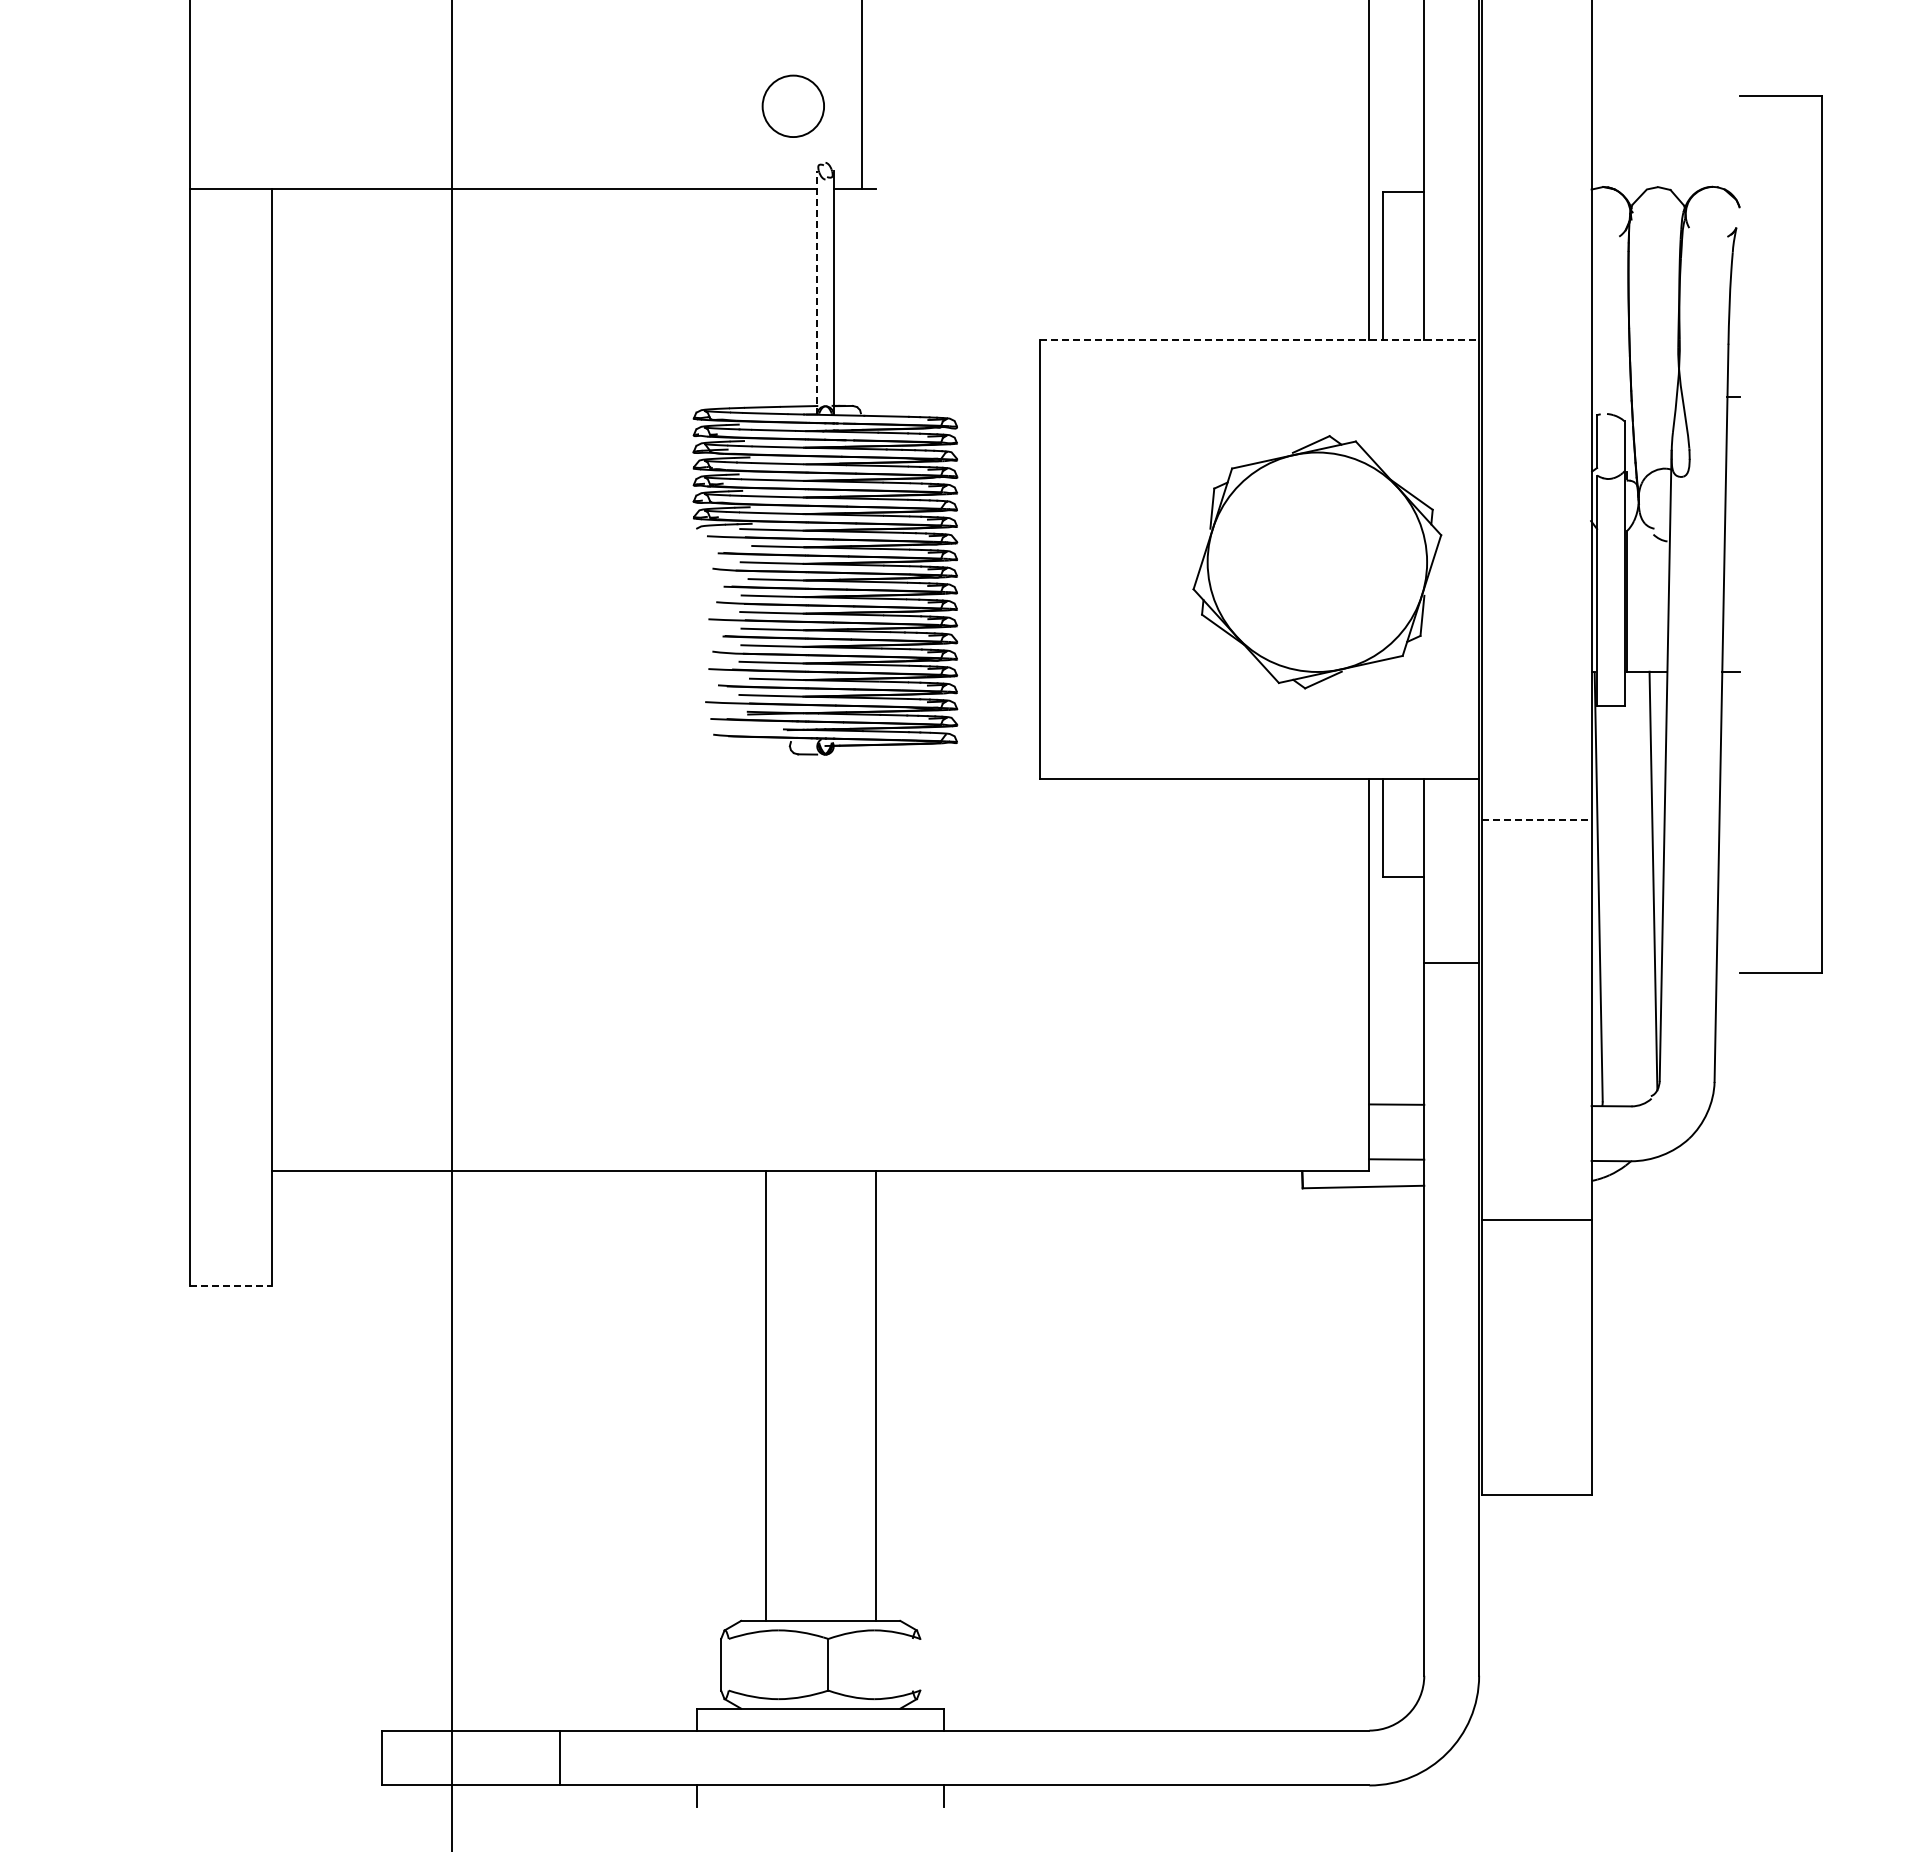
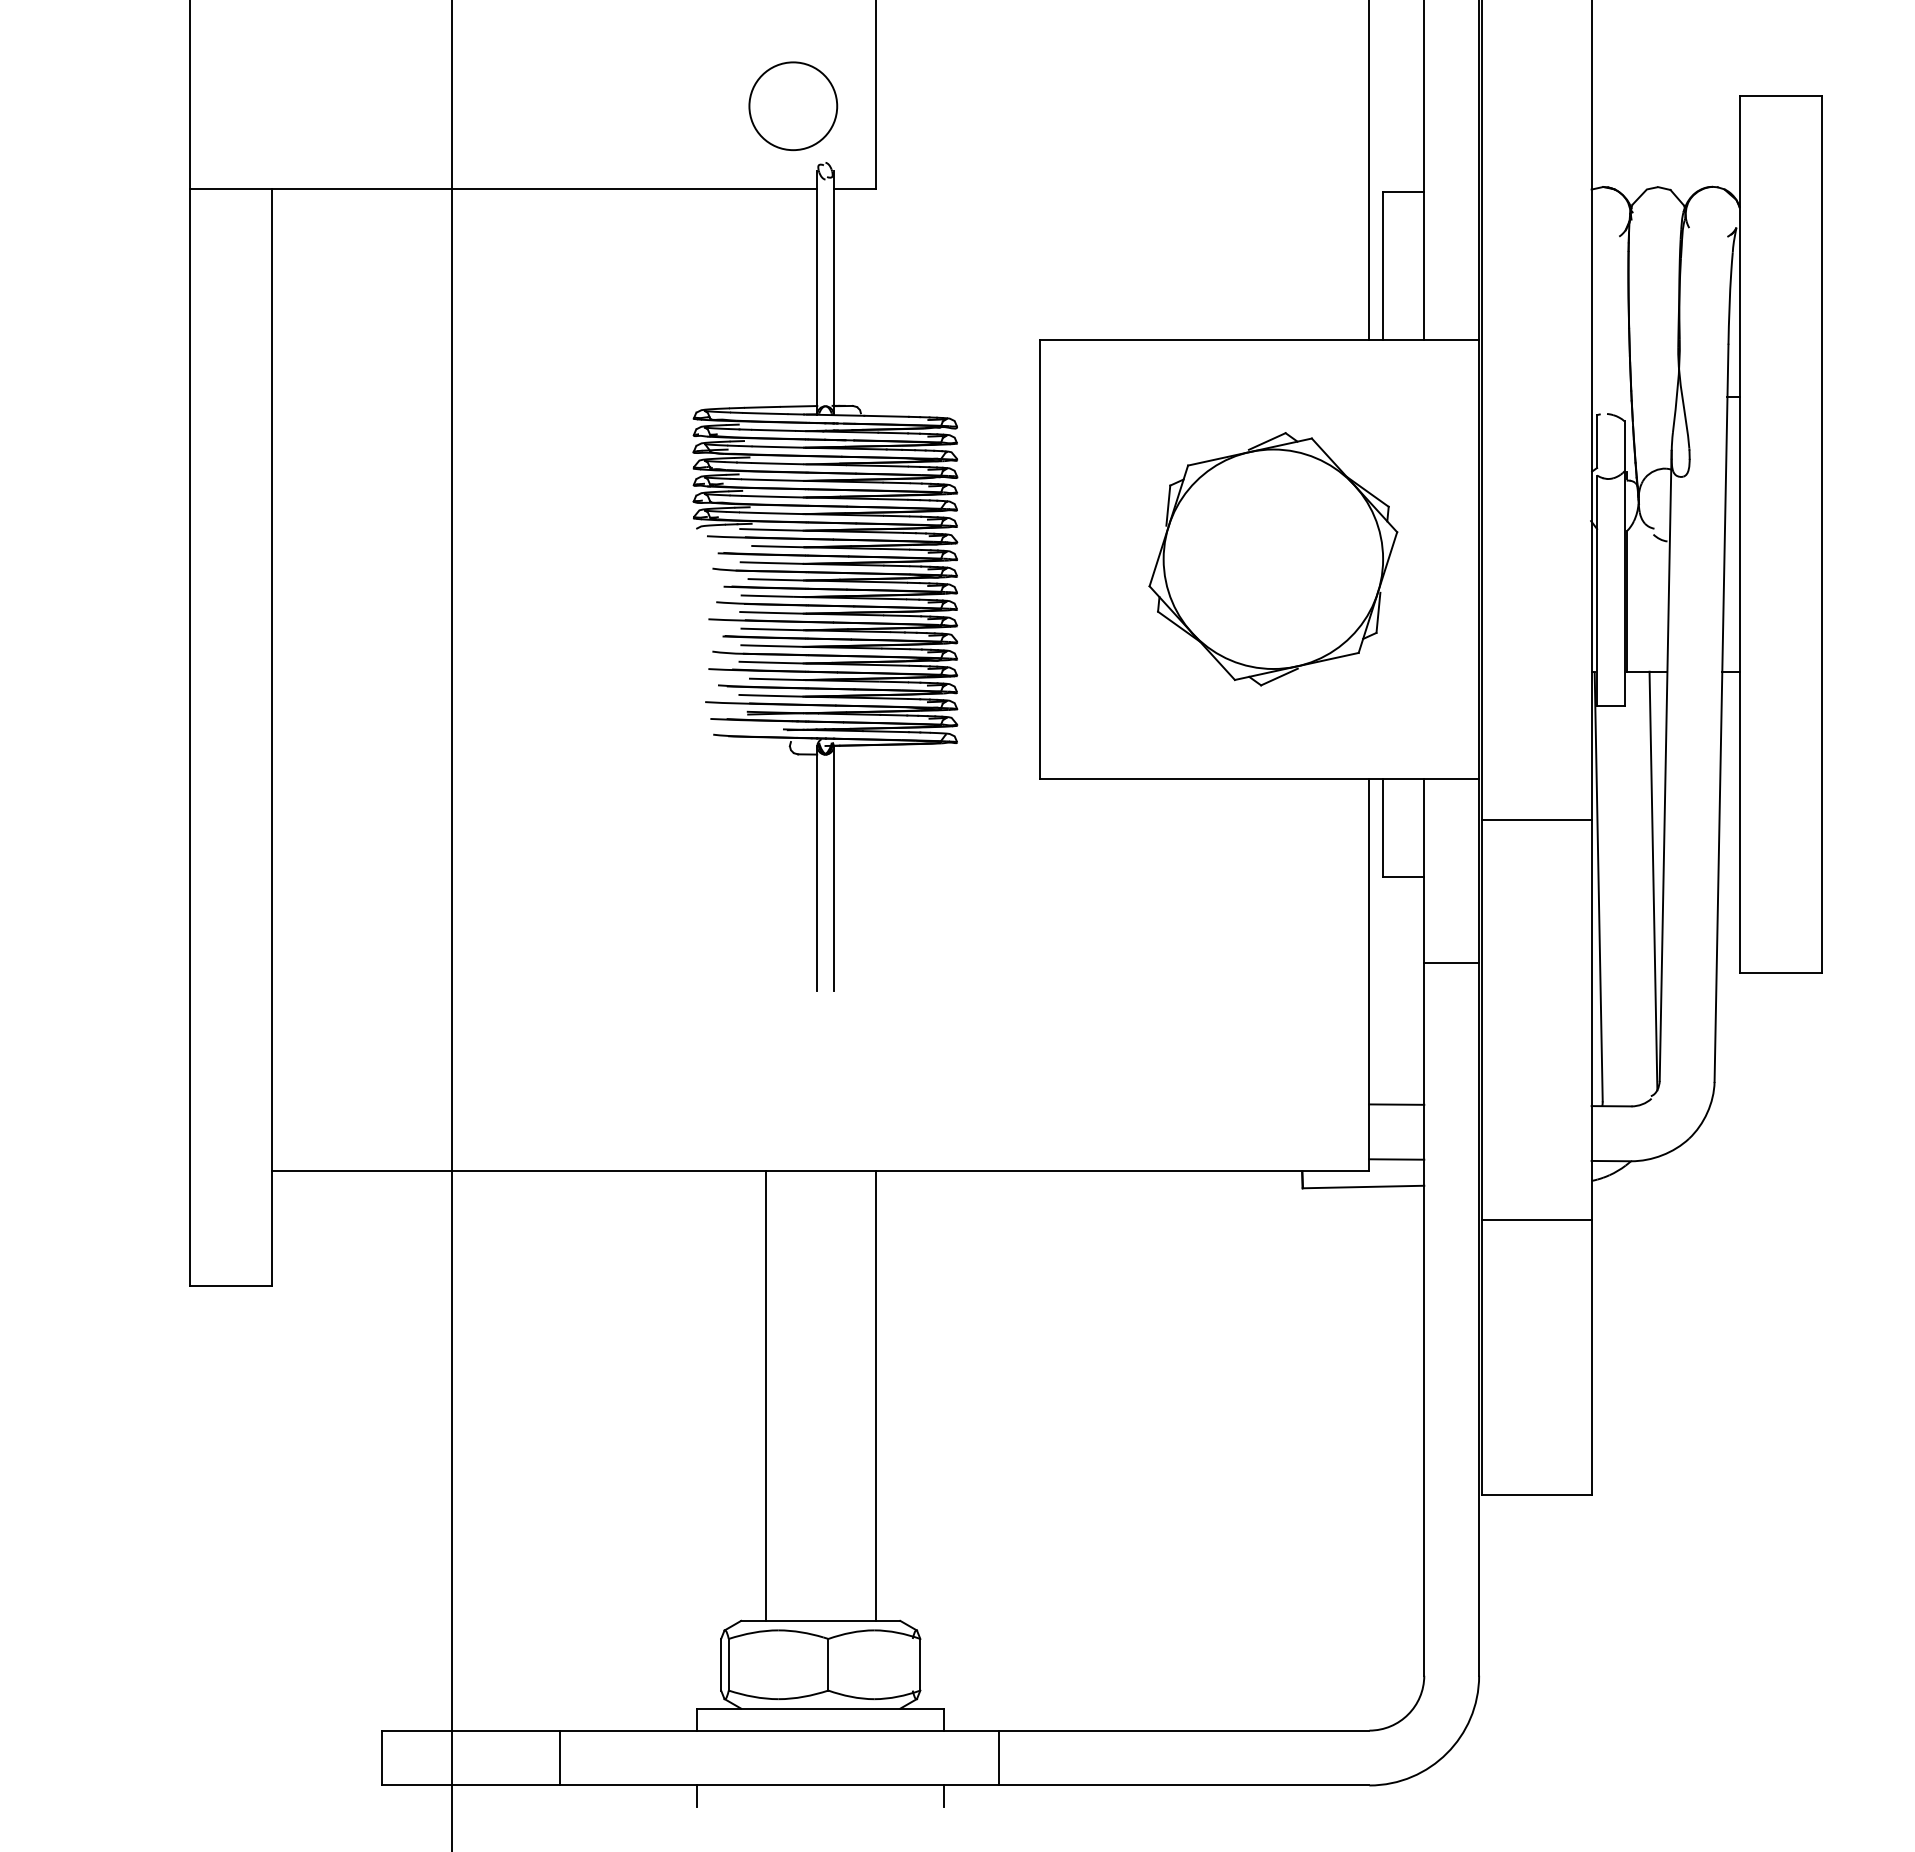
line position: (861, 95) -> (875, 95) (875, 95)
circle size: 64x64 px -> 91x91 px (793, 106)
line: dashed -> solid (817, 292)
line: dashed -> solid (1260, 339)
line: none -> present (1739, 534)
part position: (1317, 562) -> (1273, 559) (1273, 559)
line: dashed -> solid (1536, 819)
line: none -> present (817, 868)
line: none -> present (833, 868)
line: dashed -> solid (231, 1285)
line: none -> present (728, 1664)
line: none -> present (920, 1664)
line: none -> present (999, 1757)
